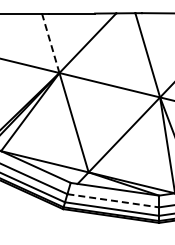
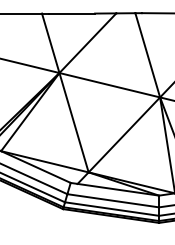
line: dashed -> solid (50, 43)
line: dashed -> solid (113, 200)
